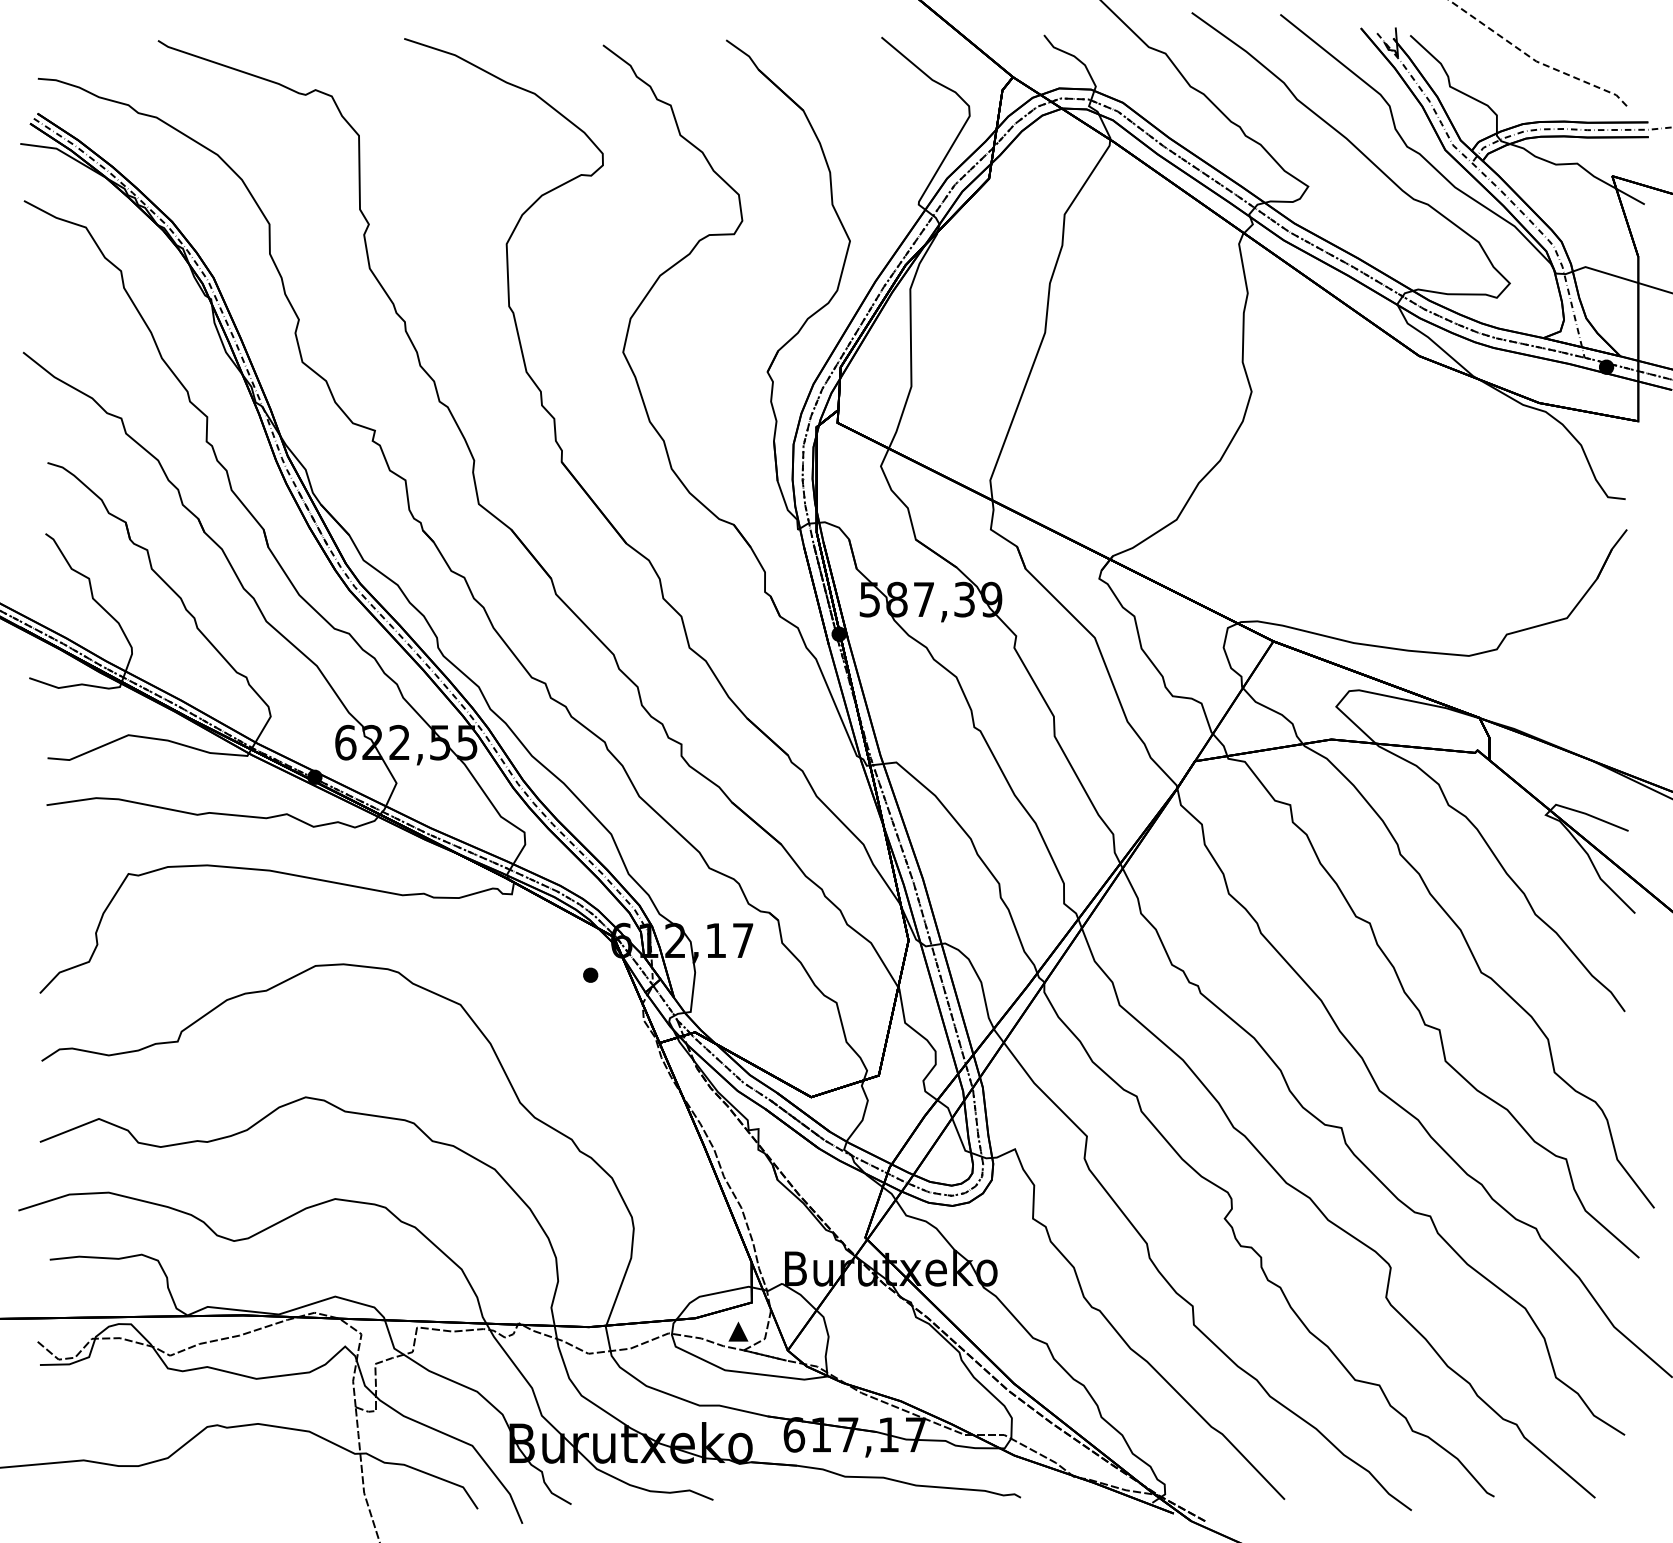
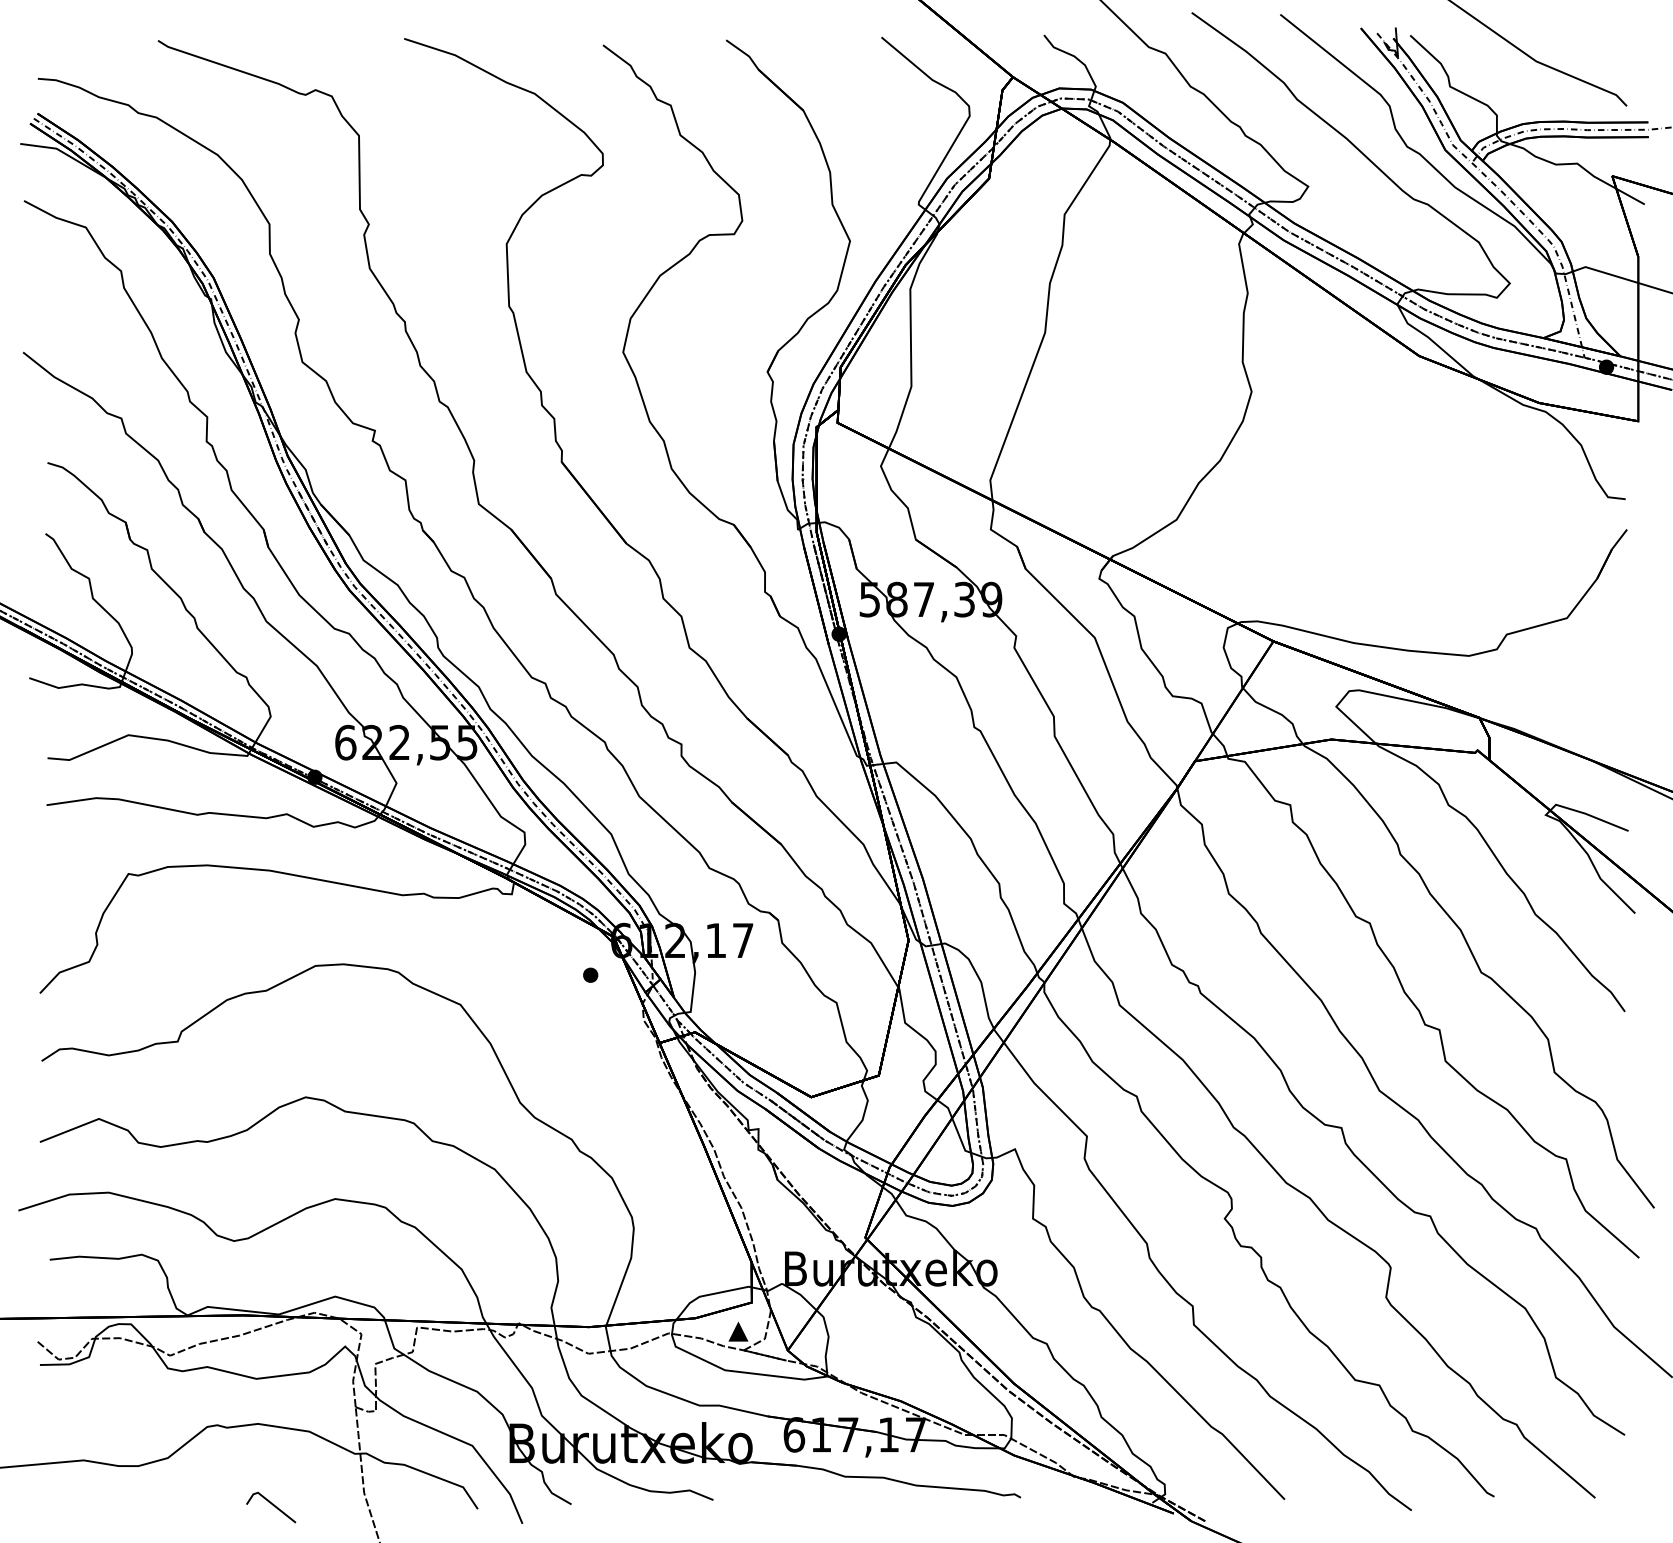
line: dashed -> solid (1535, 60)
line: none -> present (272, 1505)
